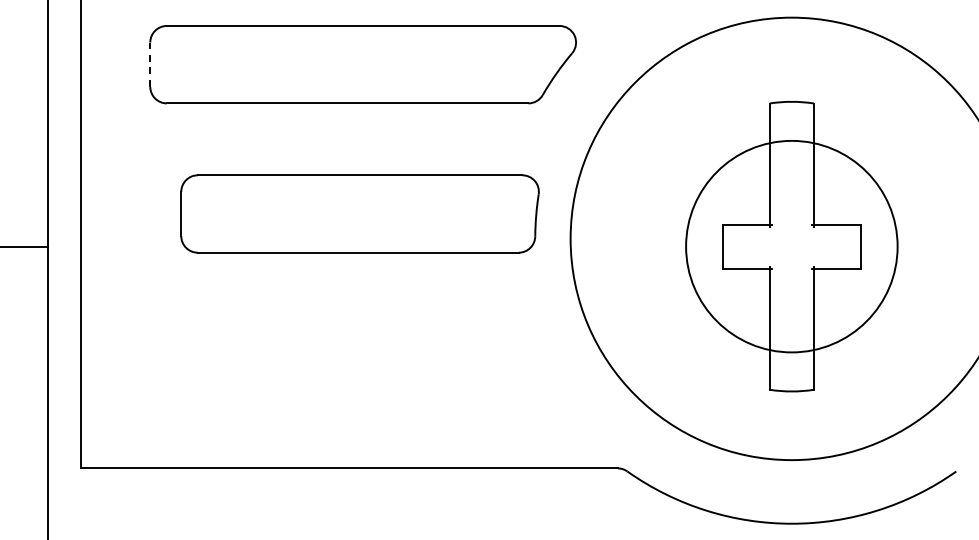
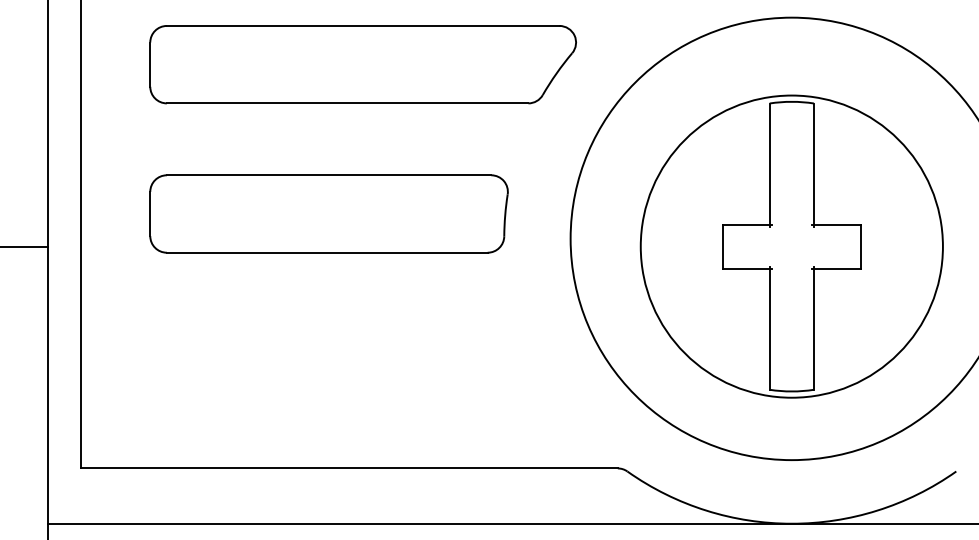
line: dashed -> solid (150, 64)
part position: (359, 213) -> (328, 213) (328, 213)
circle diameter: 212 px -> 302 px (791, 246)
line: none -> present (511, 523)
